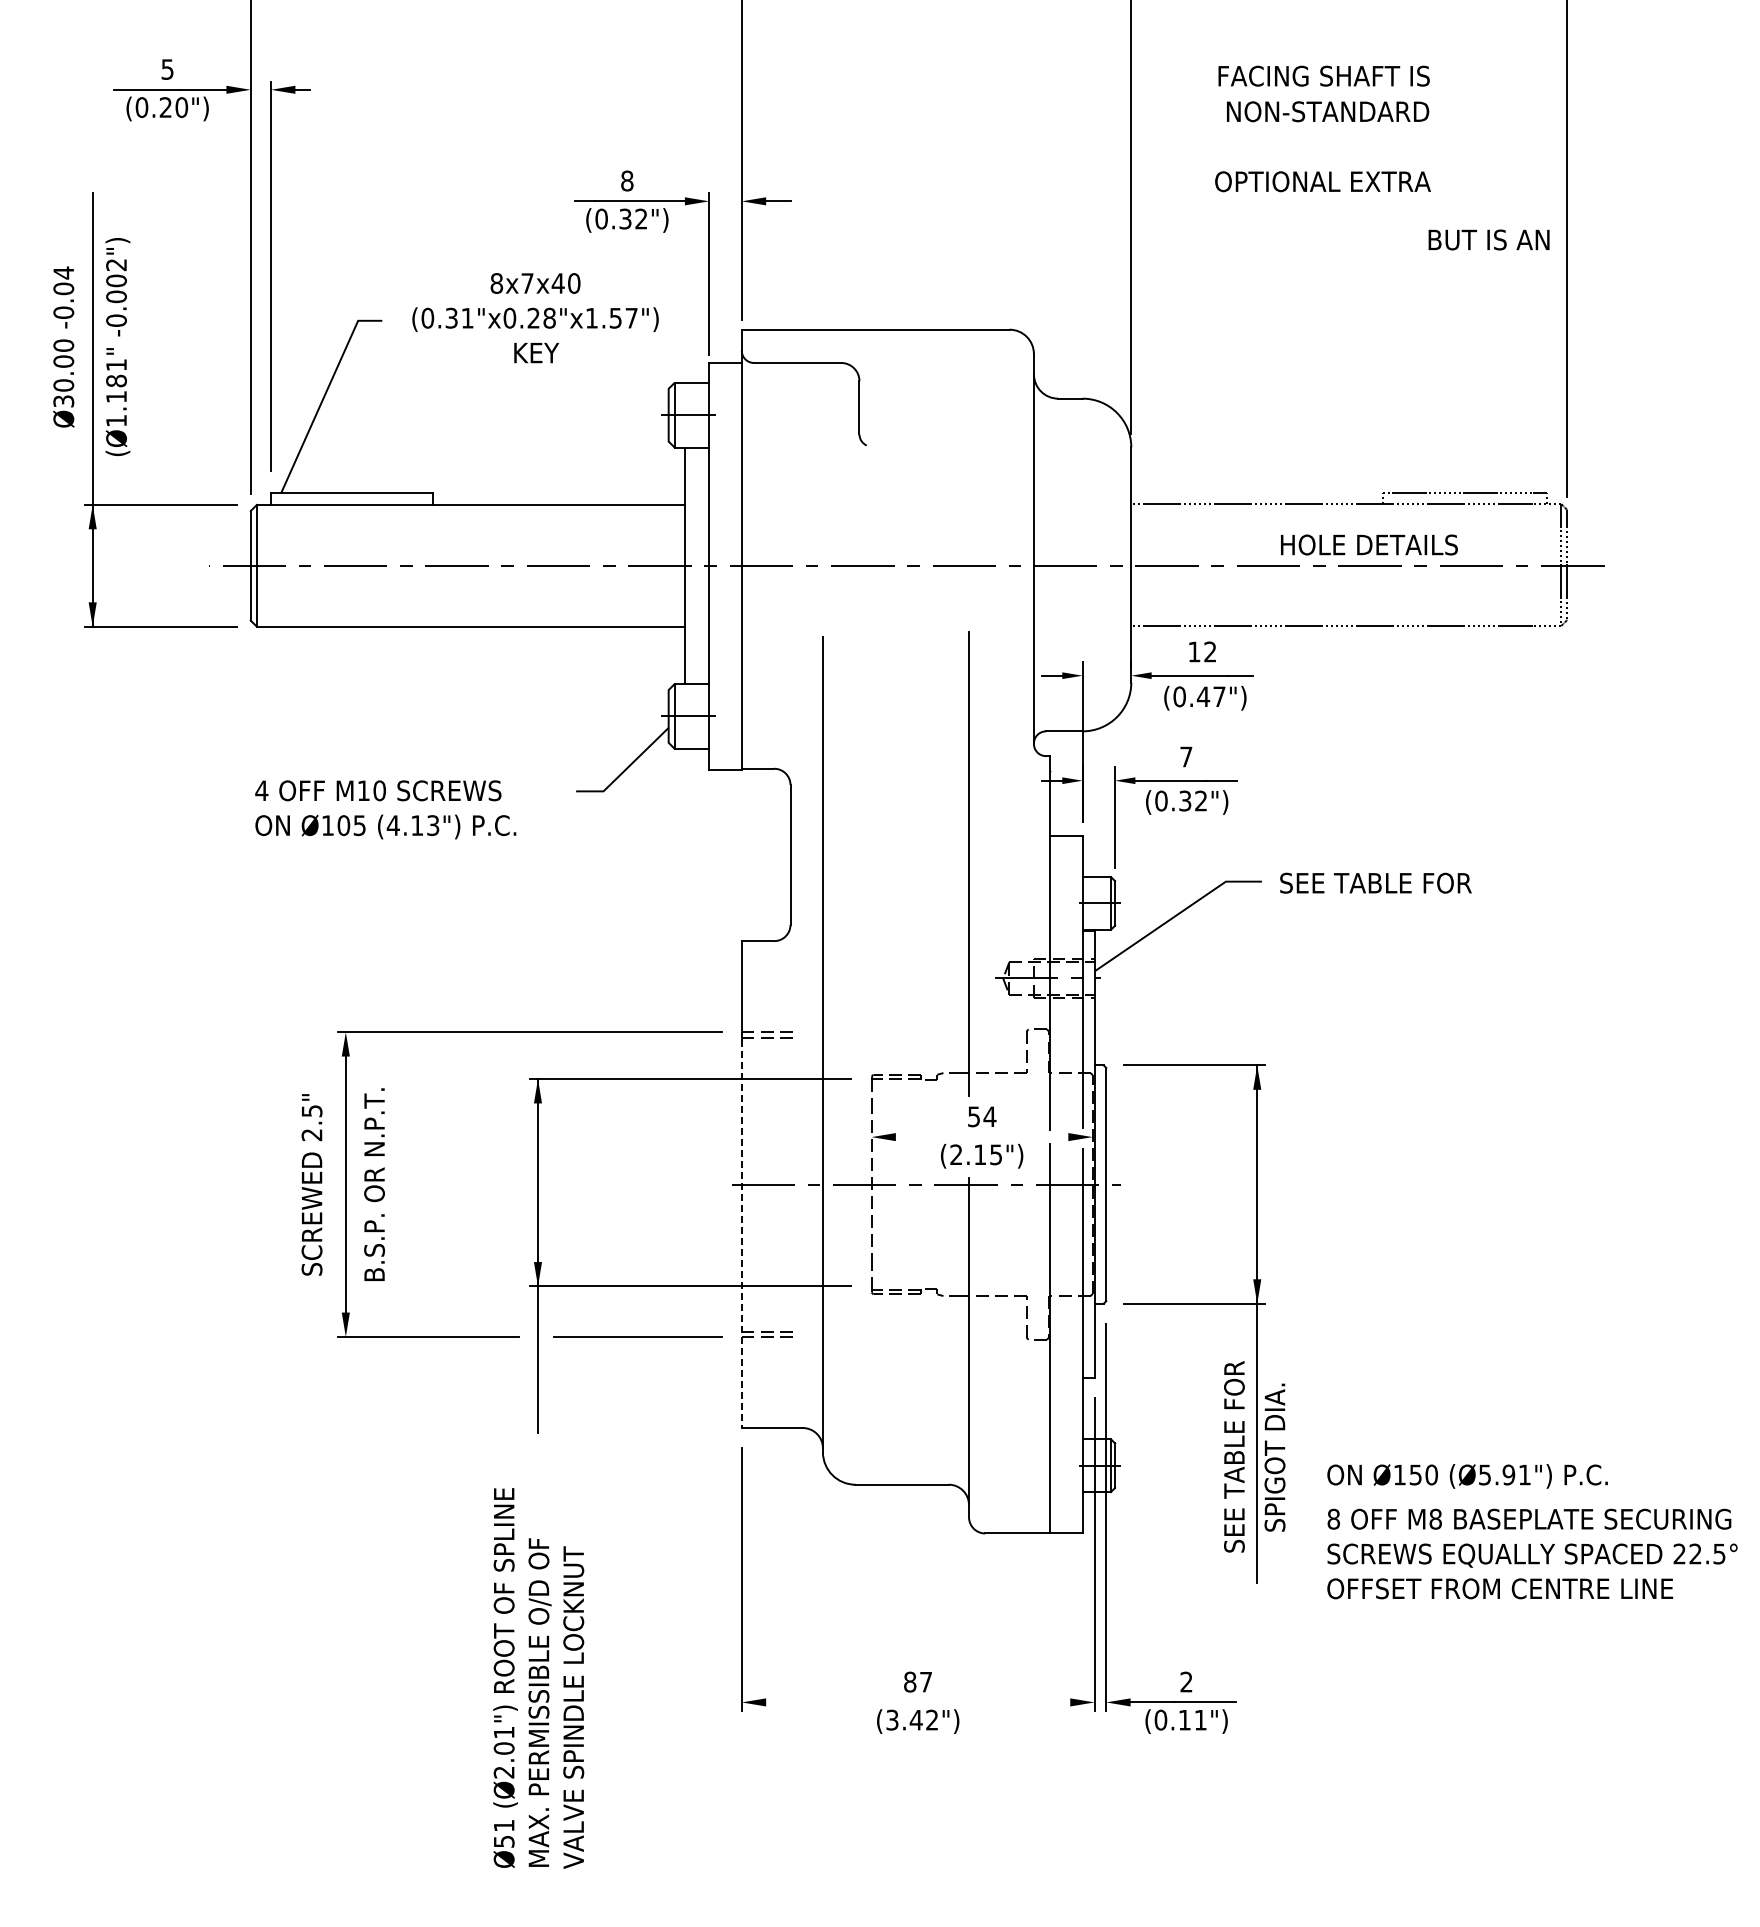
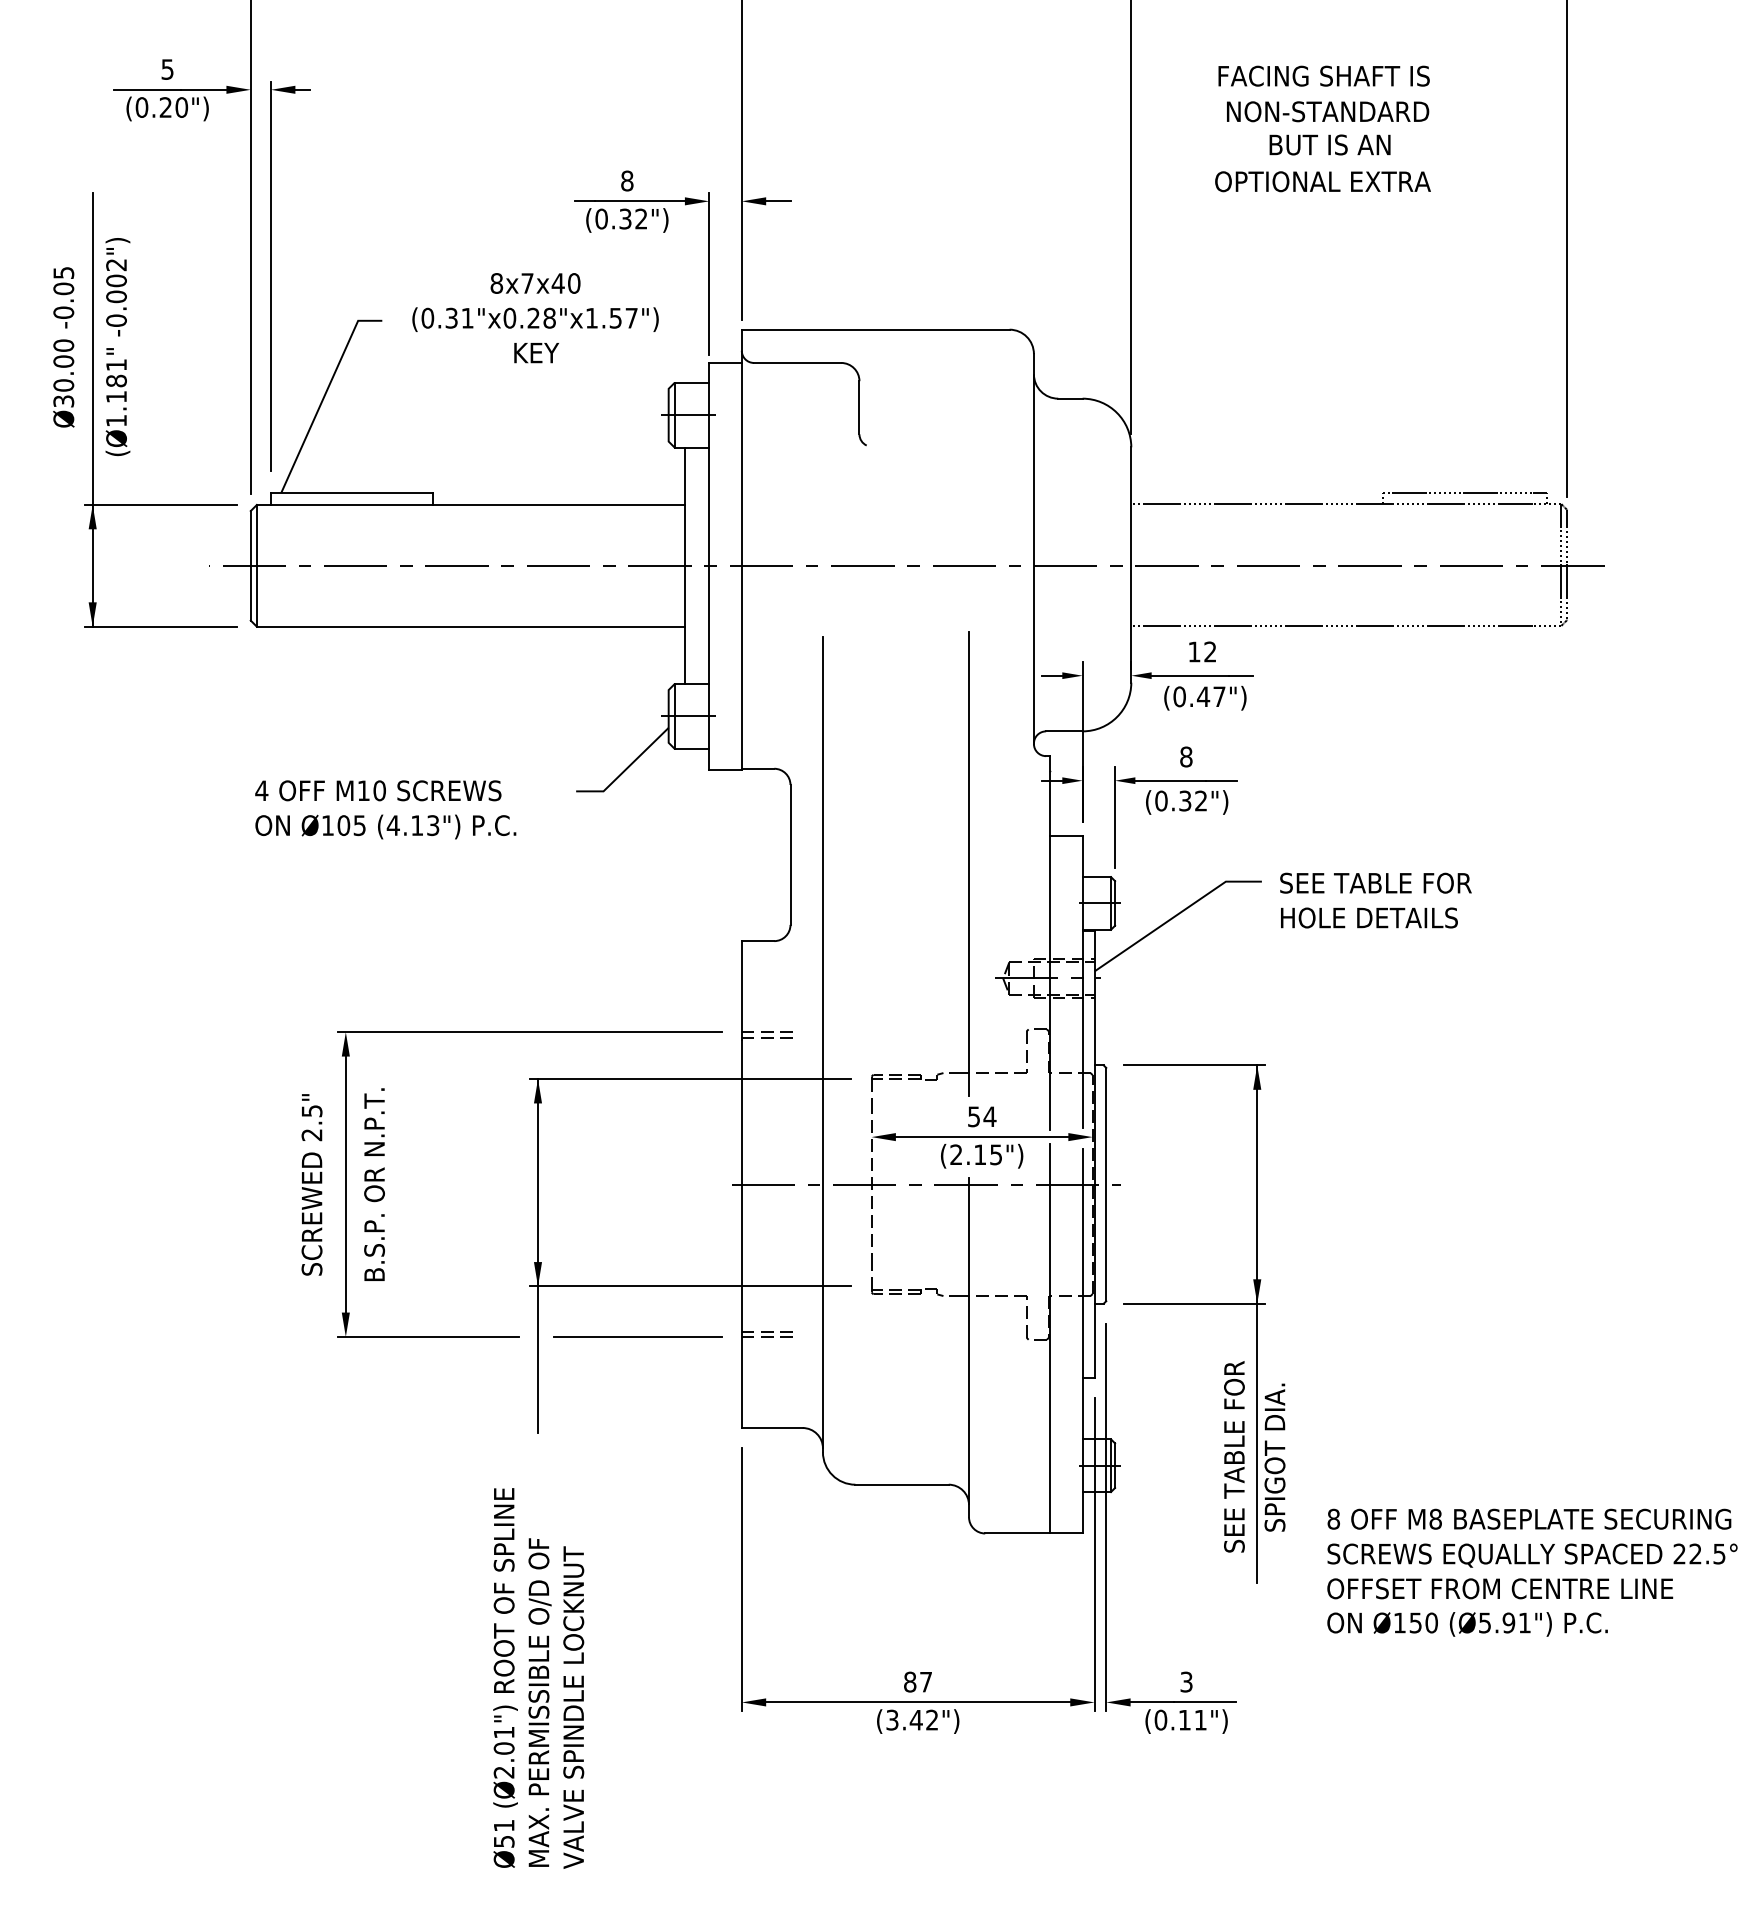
text position: (1488, 239) -> (1329, 144) (1329, 144)
text: -0.04 -> -0.05 (63, 272)
text position: (1369, 544) -> (1369, 917) (1369, 917)
text: 7 -> 8 (1186, 756)
line: none -> present (981, 1137)
line: dashed -> solid (741, 1234)
text position: (1467, 1476) -> (1467, 1624) (1467, 1624)
text: 2 -> 3 (1186, 1682)
line: none -> present (918, 1702)
